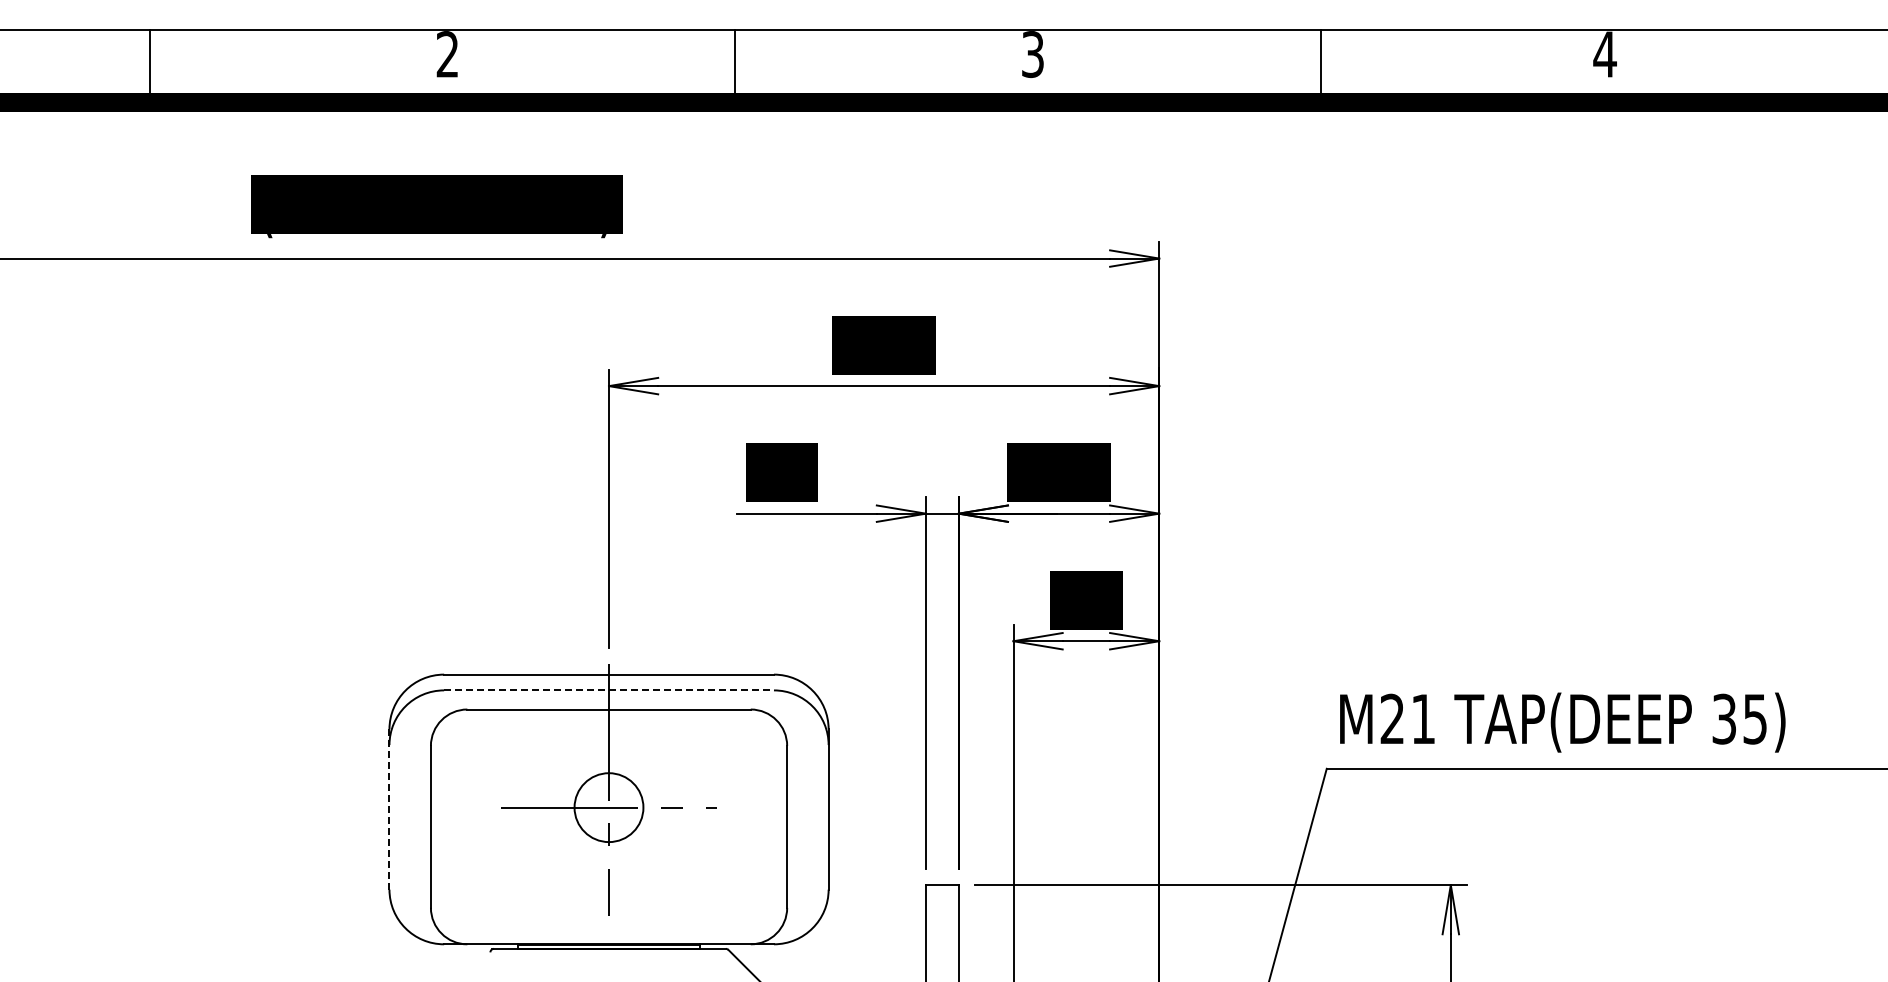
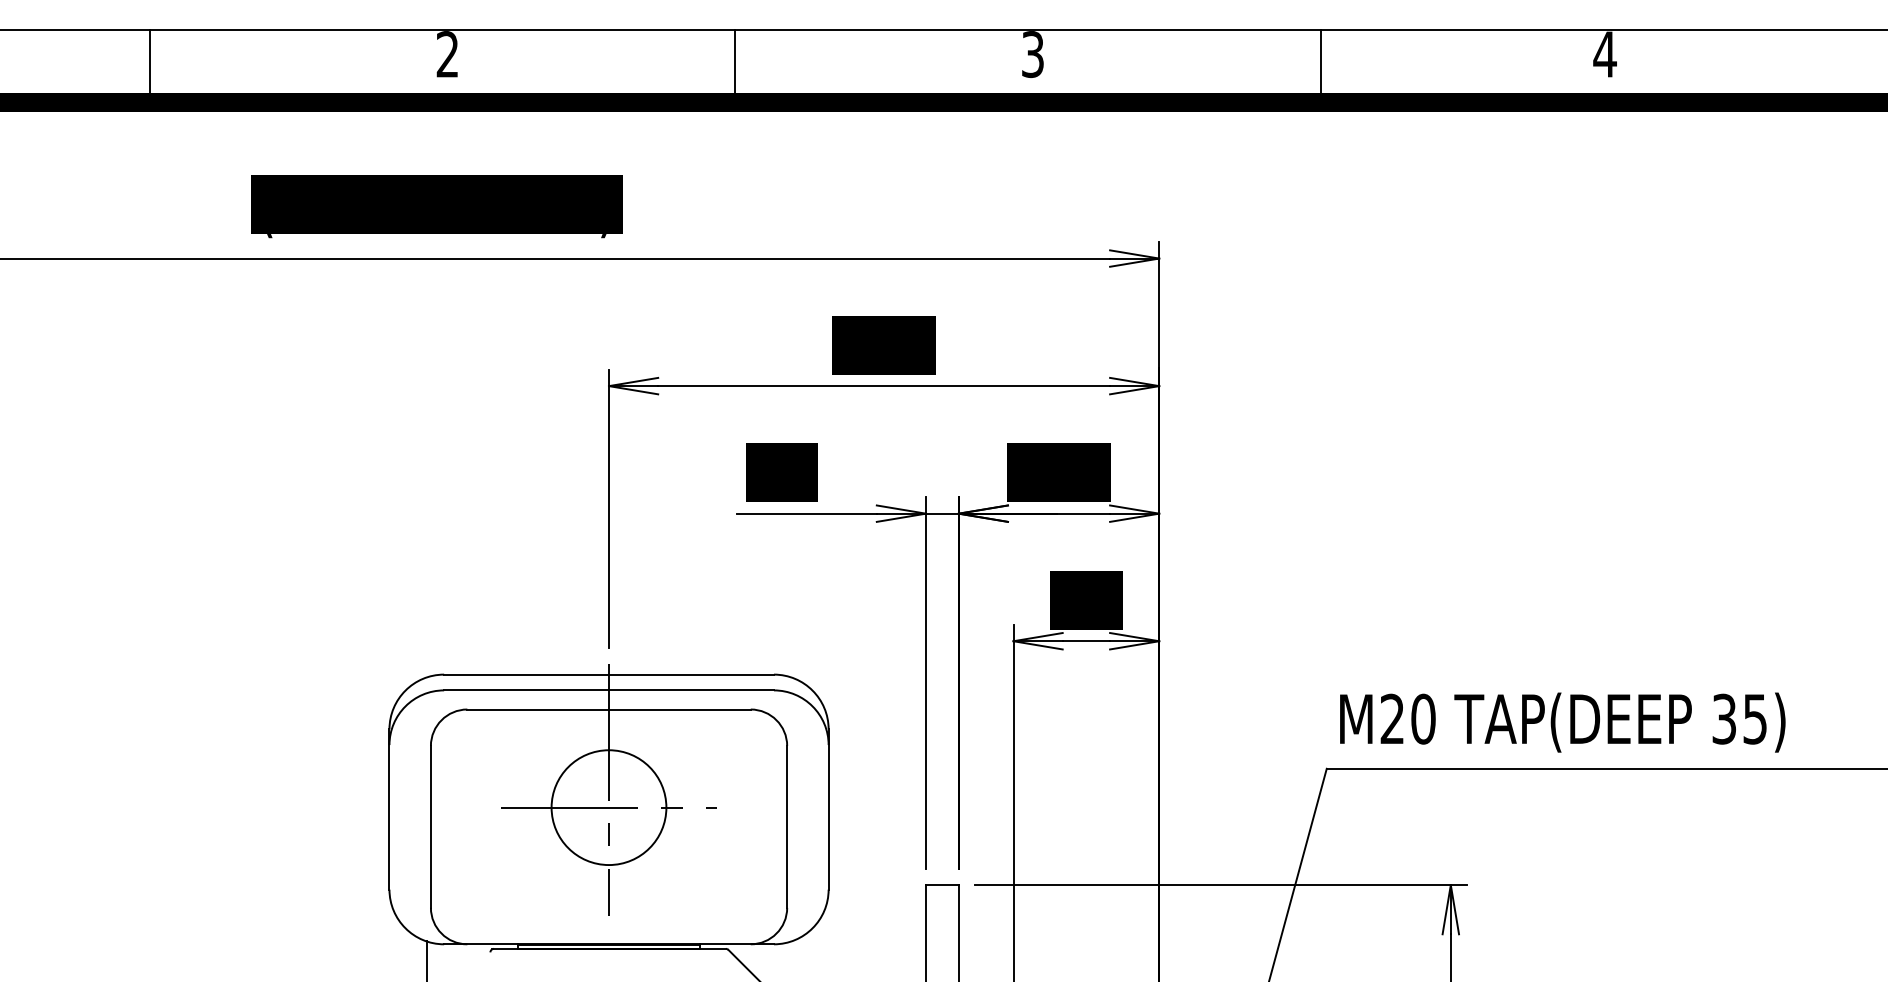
line: dashed -> solid (609, 690)
text: M21 -> M20 (1423, 718)
circle diameter: 69 px -> 115 px (608, 807)
line: dashed -> solid (389, 809)
line: none -> present (426, 958)
